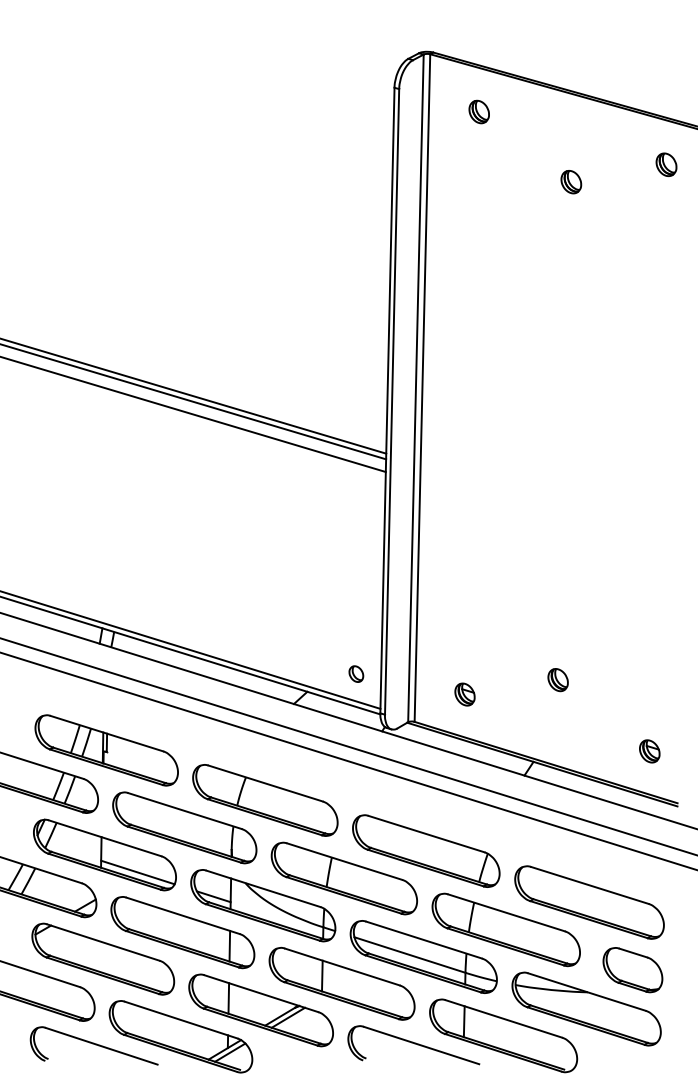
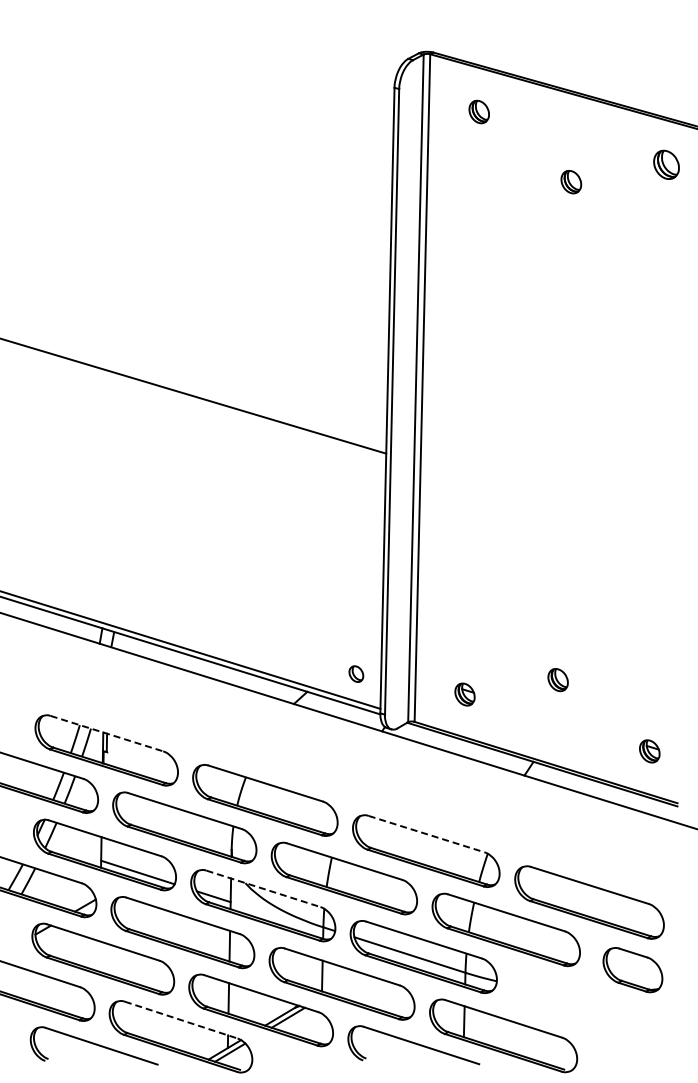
part size: 23x25 px -> 27x31 px (666, 164)
line: present -> none (194, 401)
line: present -> none (193, 414)
line: solid -> dashed (106, 733)
line: present -> none (348, 746)
line: present -> none (348, 761)
line: solid -> dashed (426, 834)
line: solid -> dashed (263, 888)
part: present -> none (586, 1008)
line: solid -> dashed (181, 1020)
